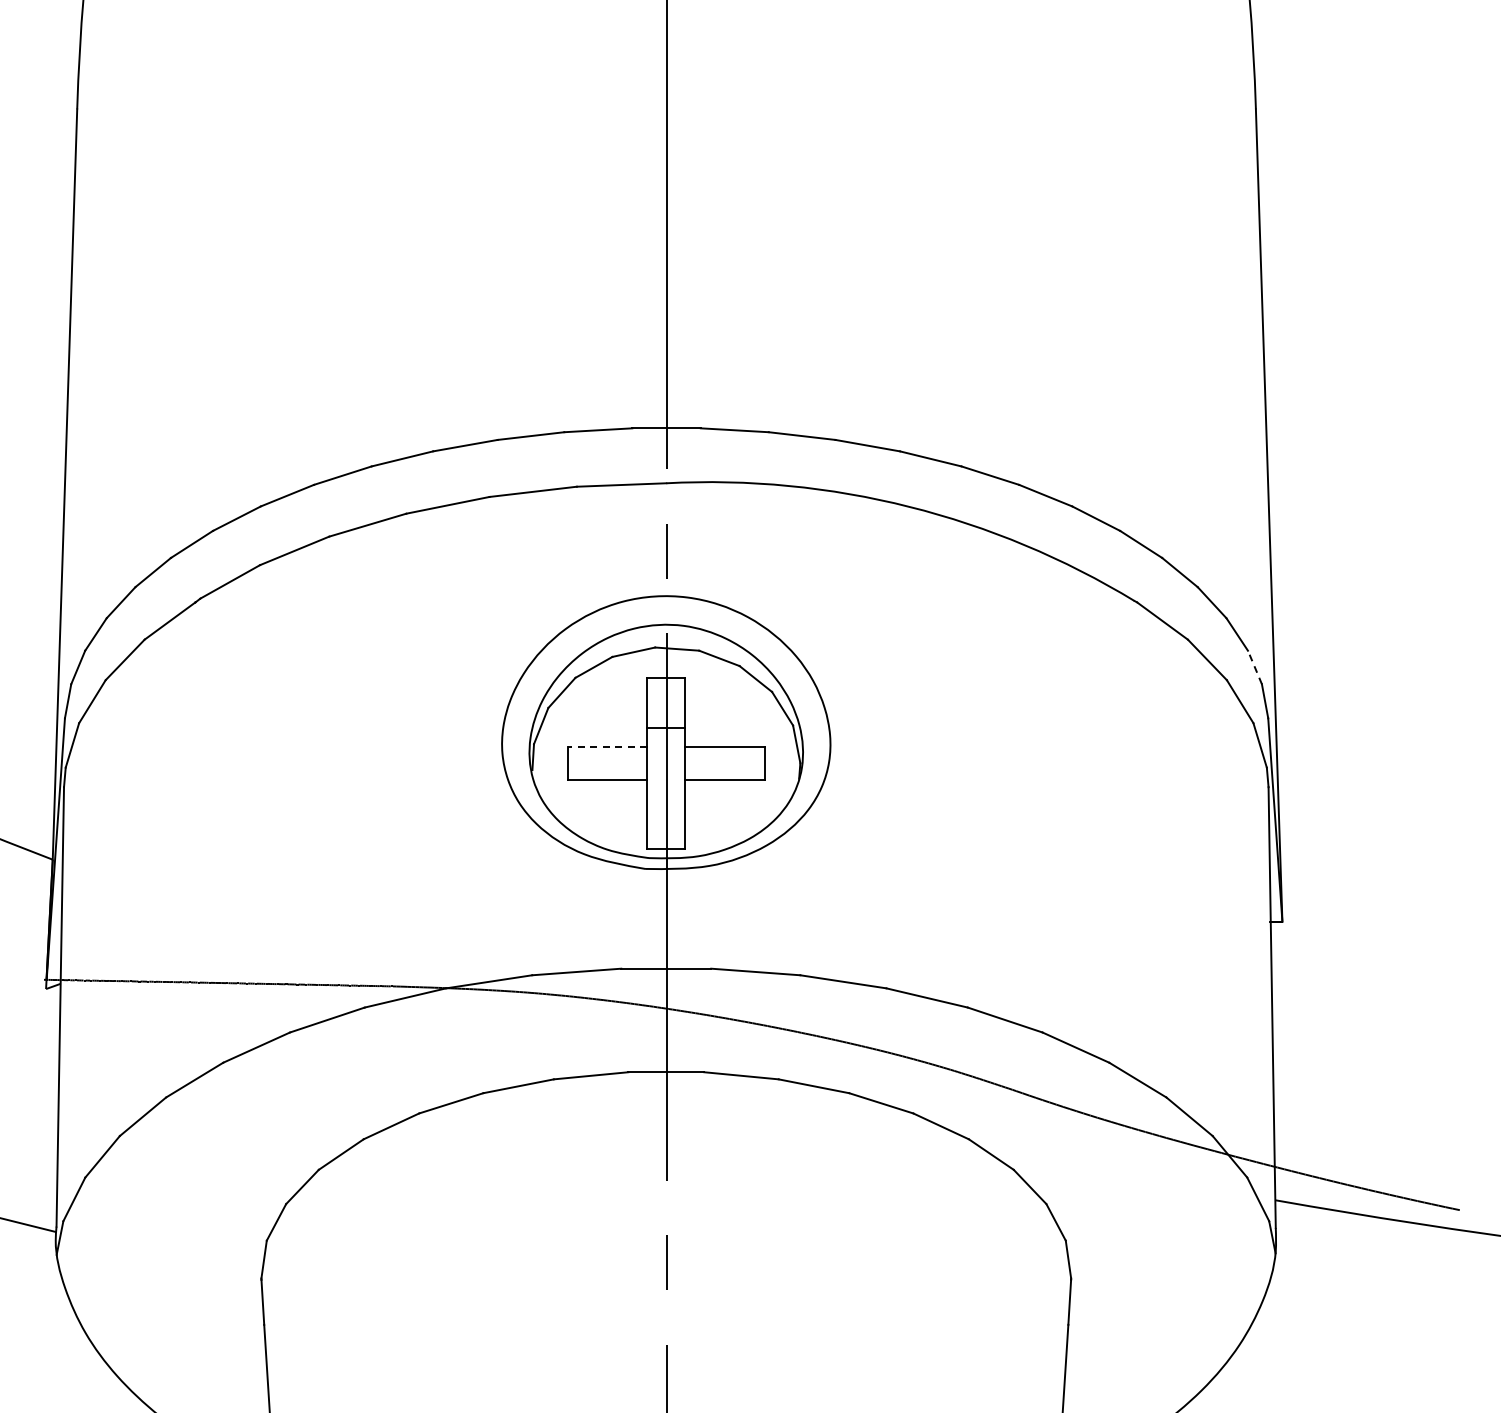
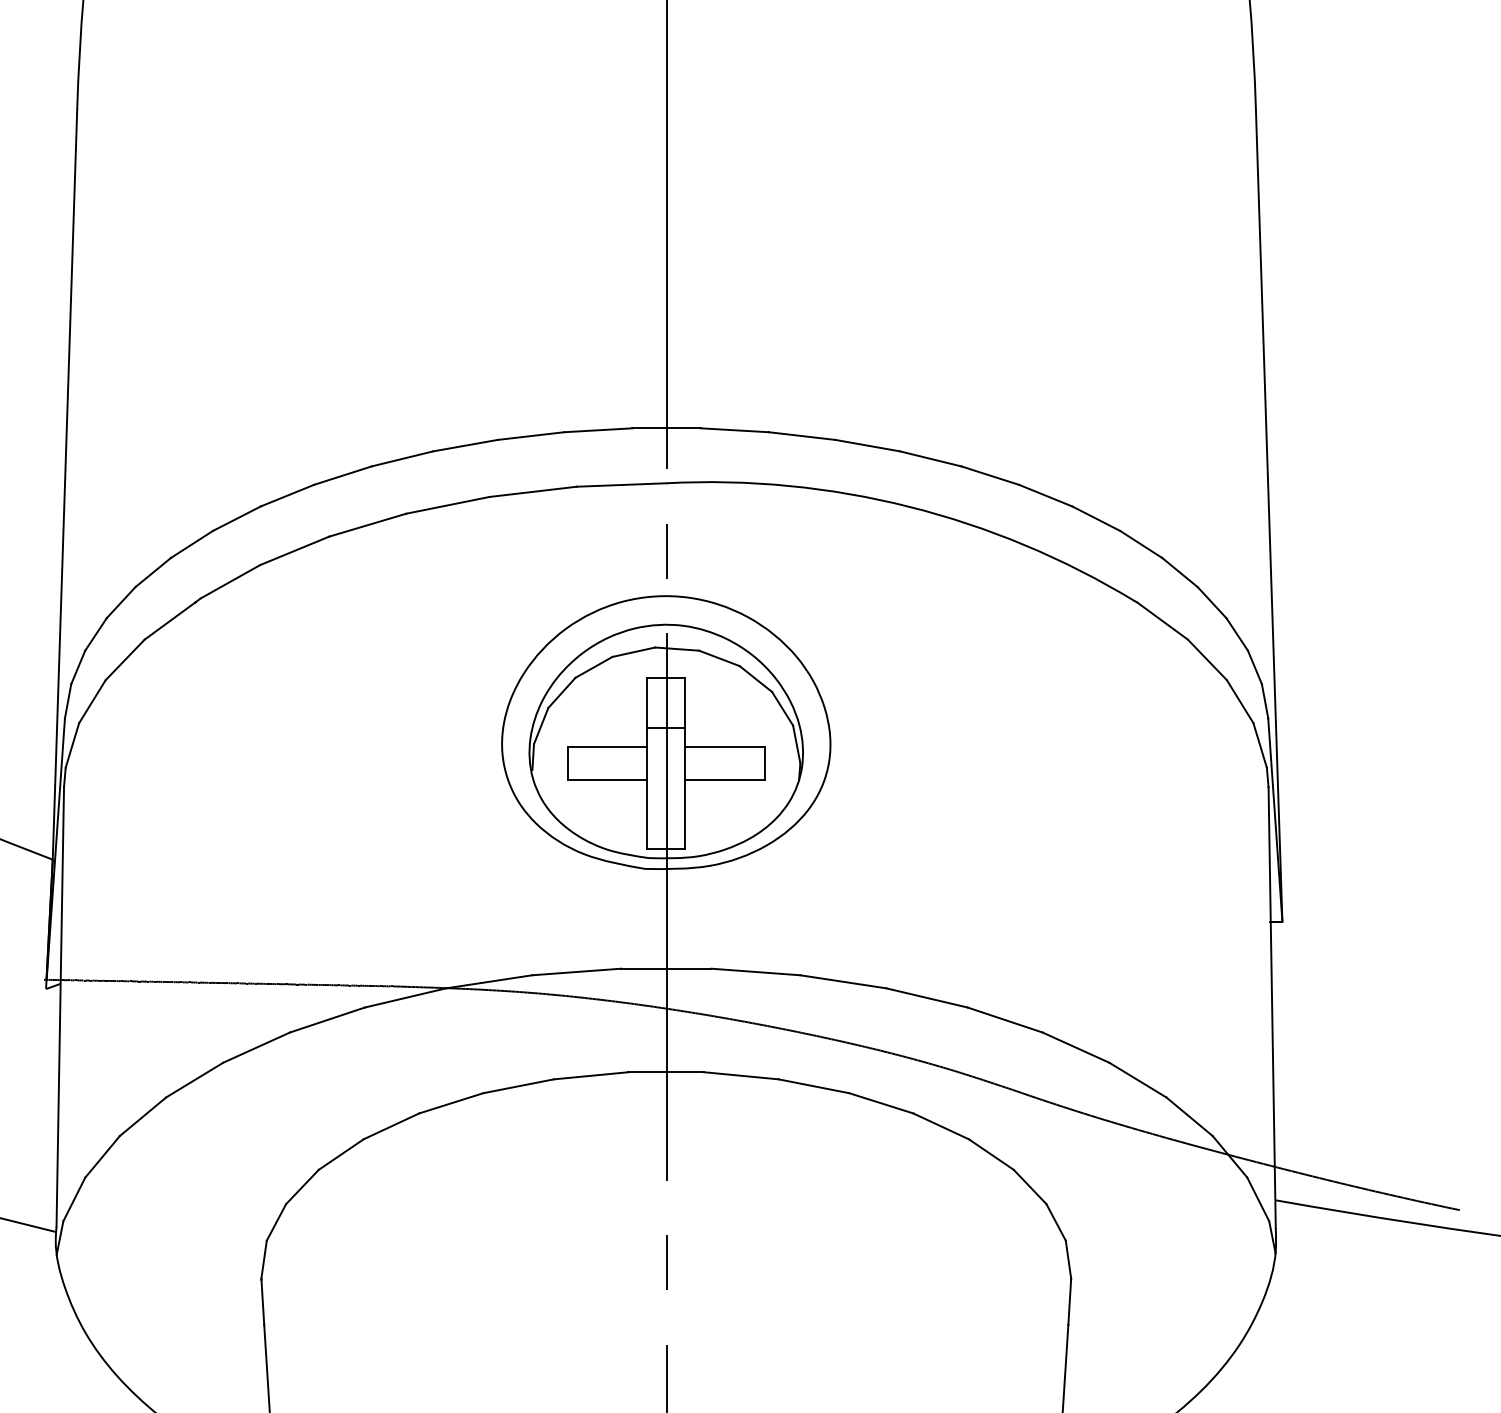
line: dashed -> solid (1254, 667)
line: dashed -> solid (607, 746)
